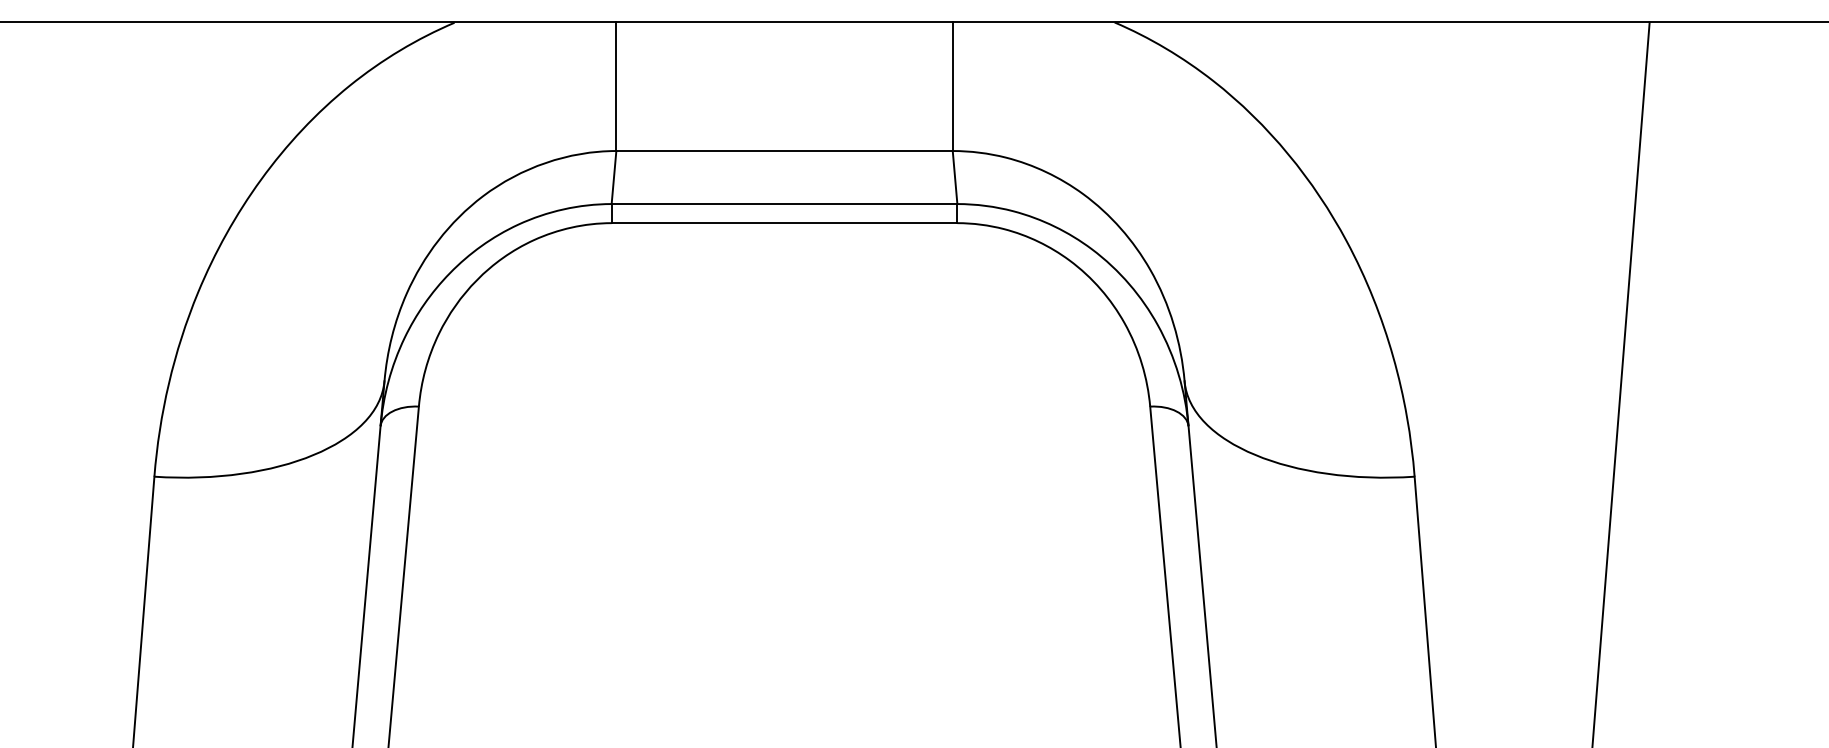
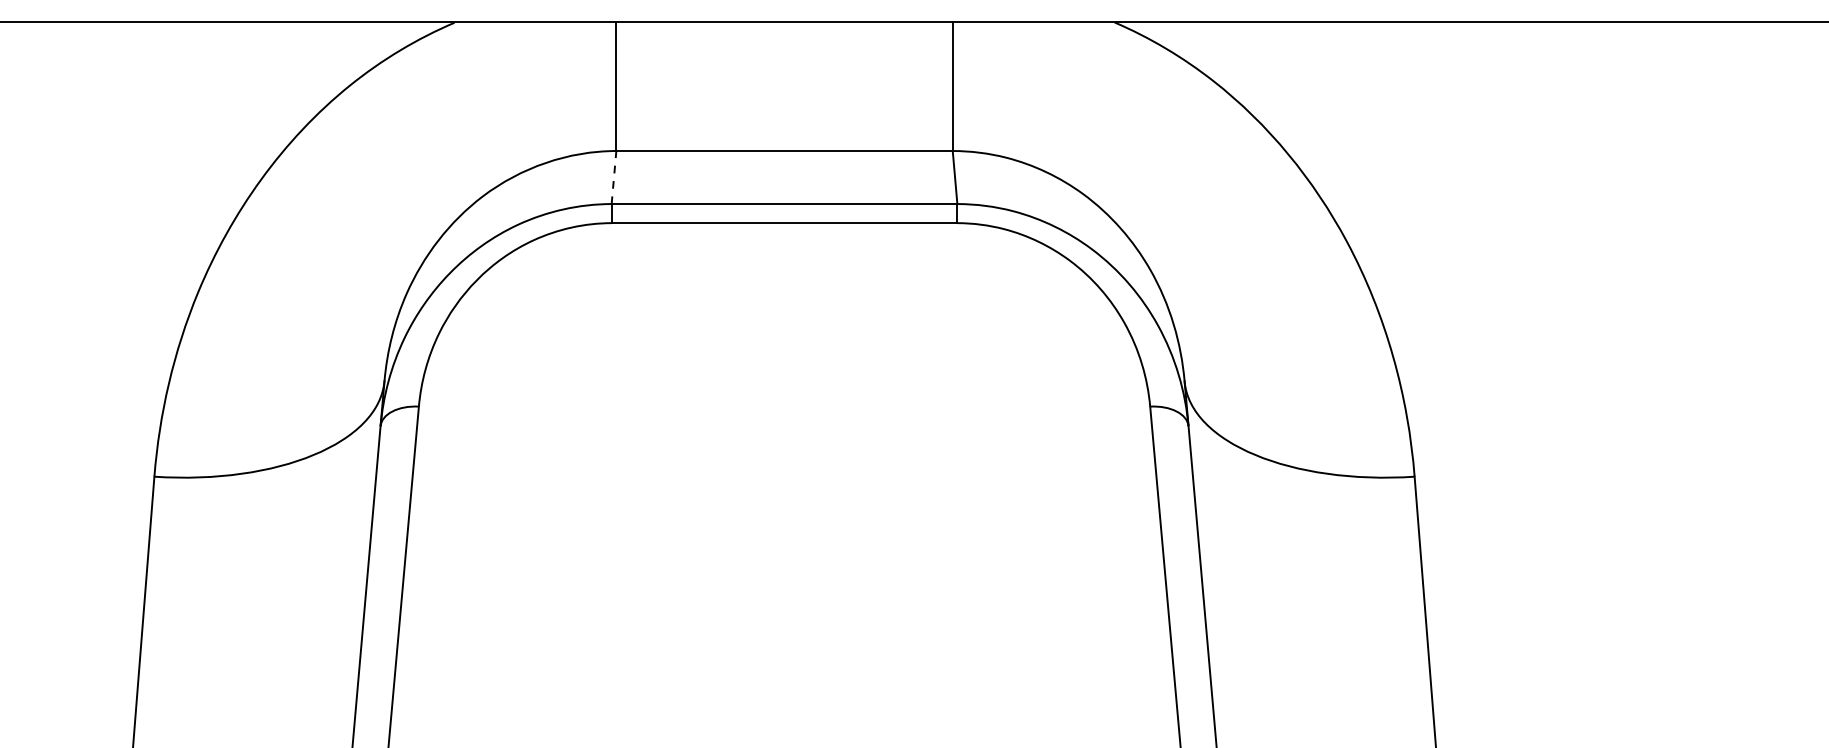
line: solid -> dashed (614, 177)
line: present -> none (1620, 383)
